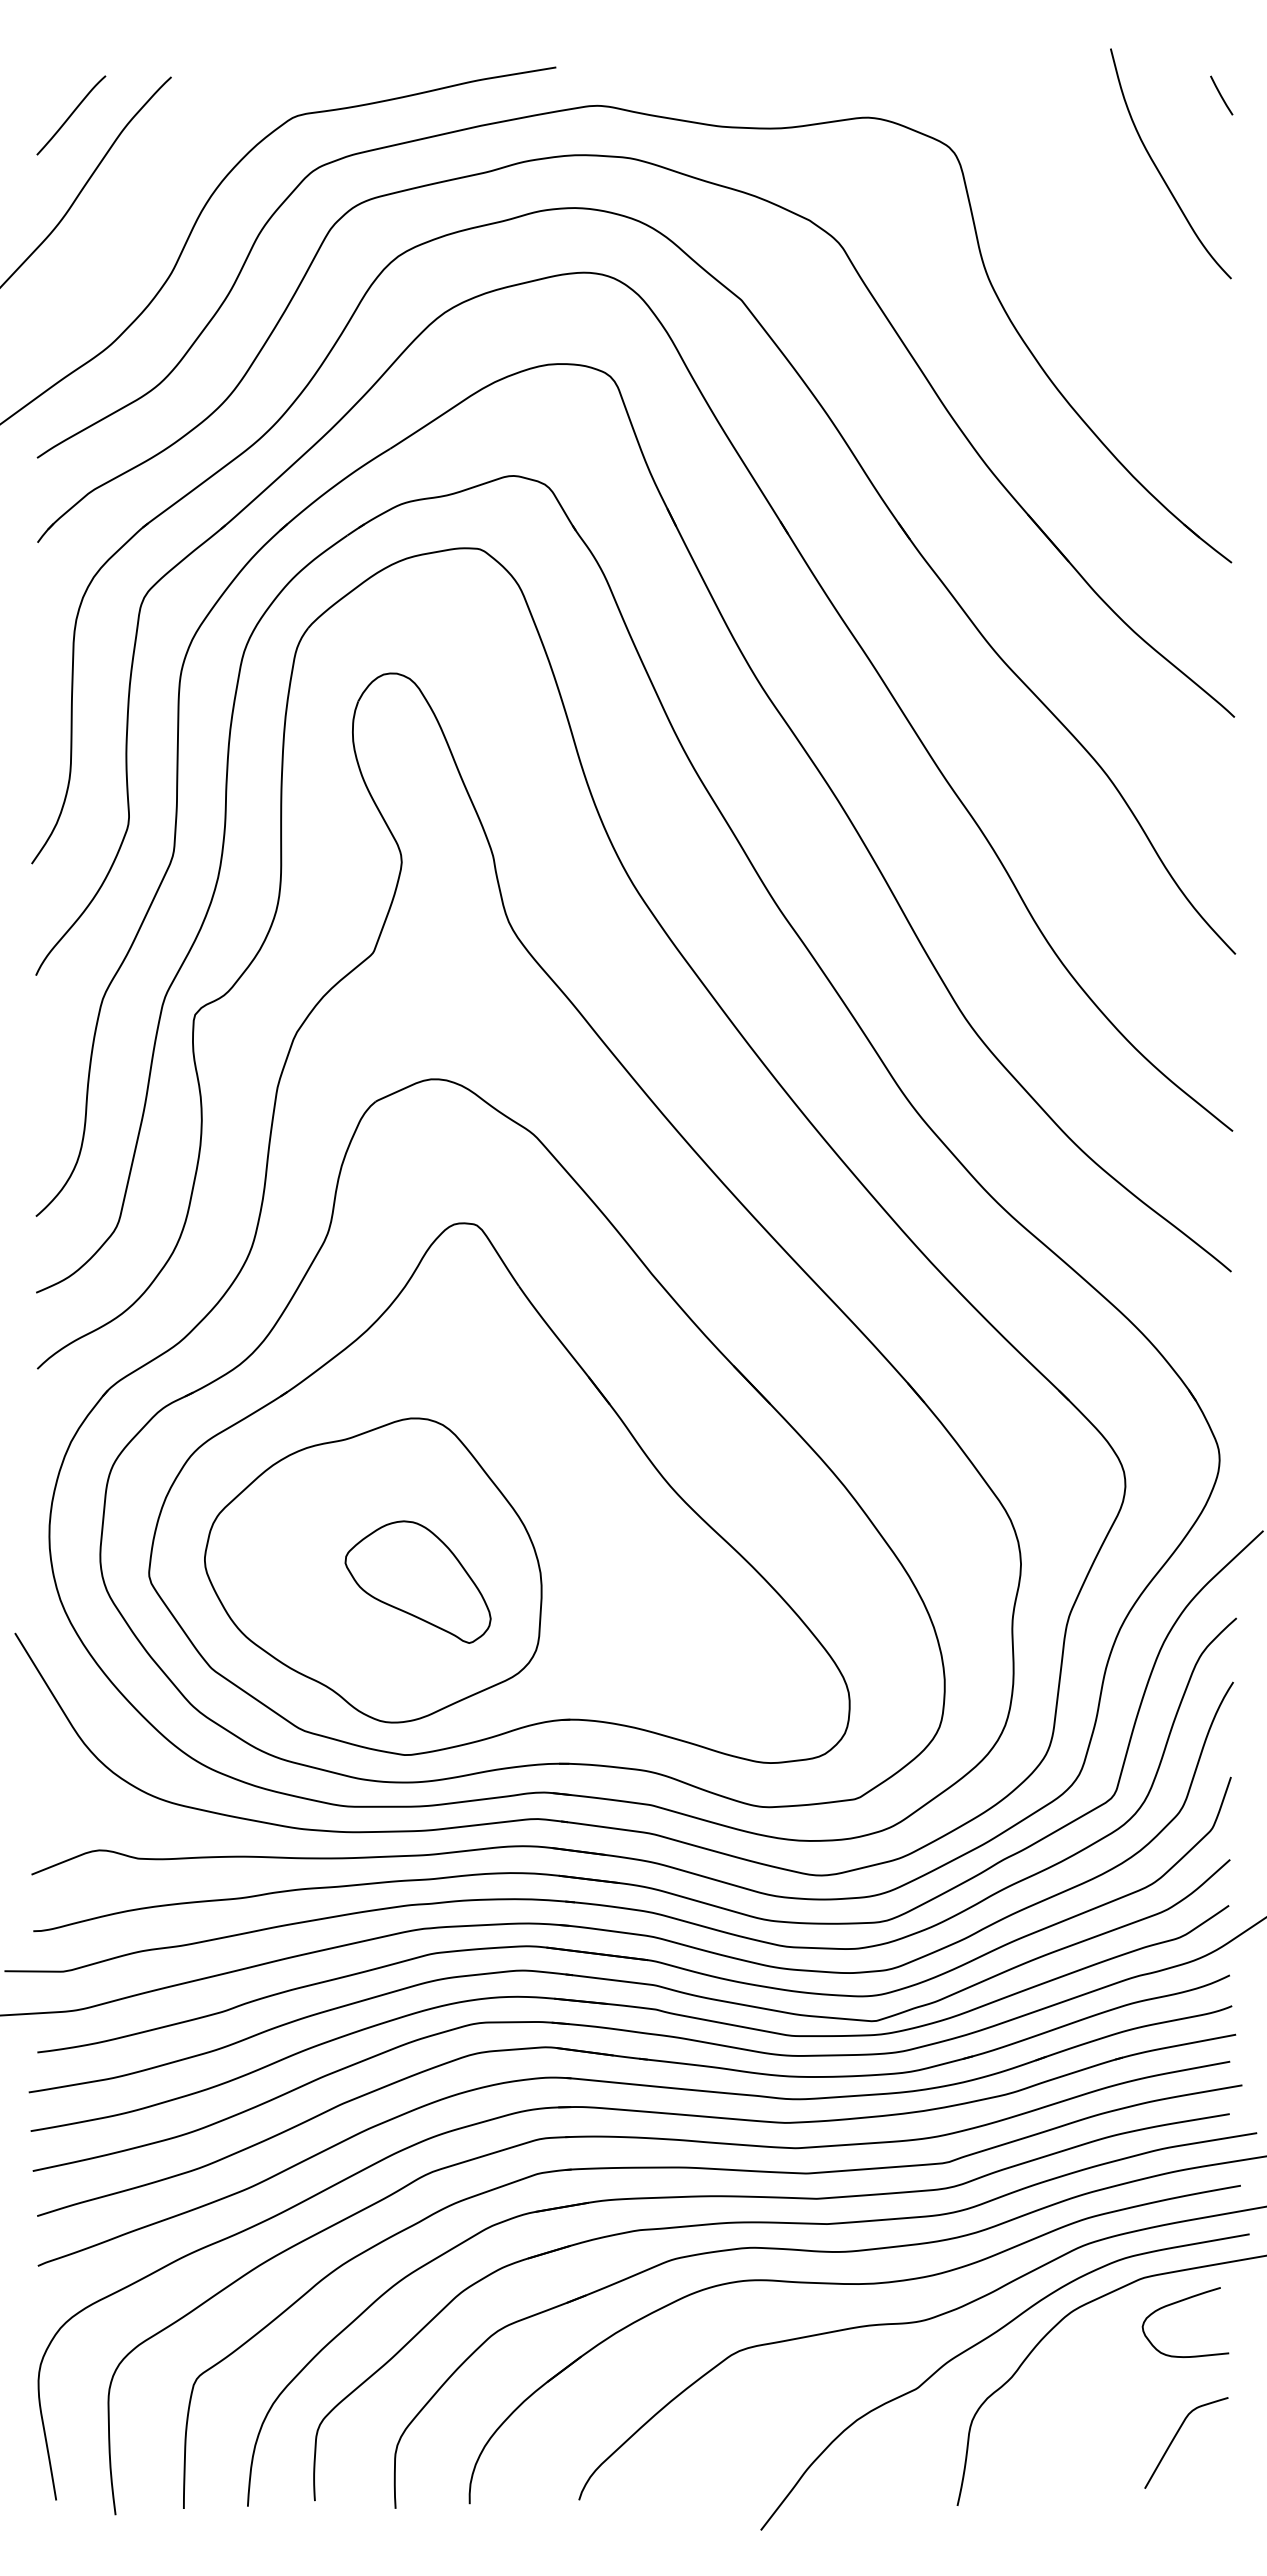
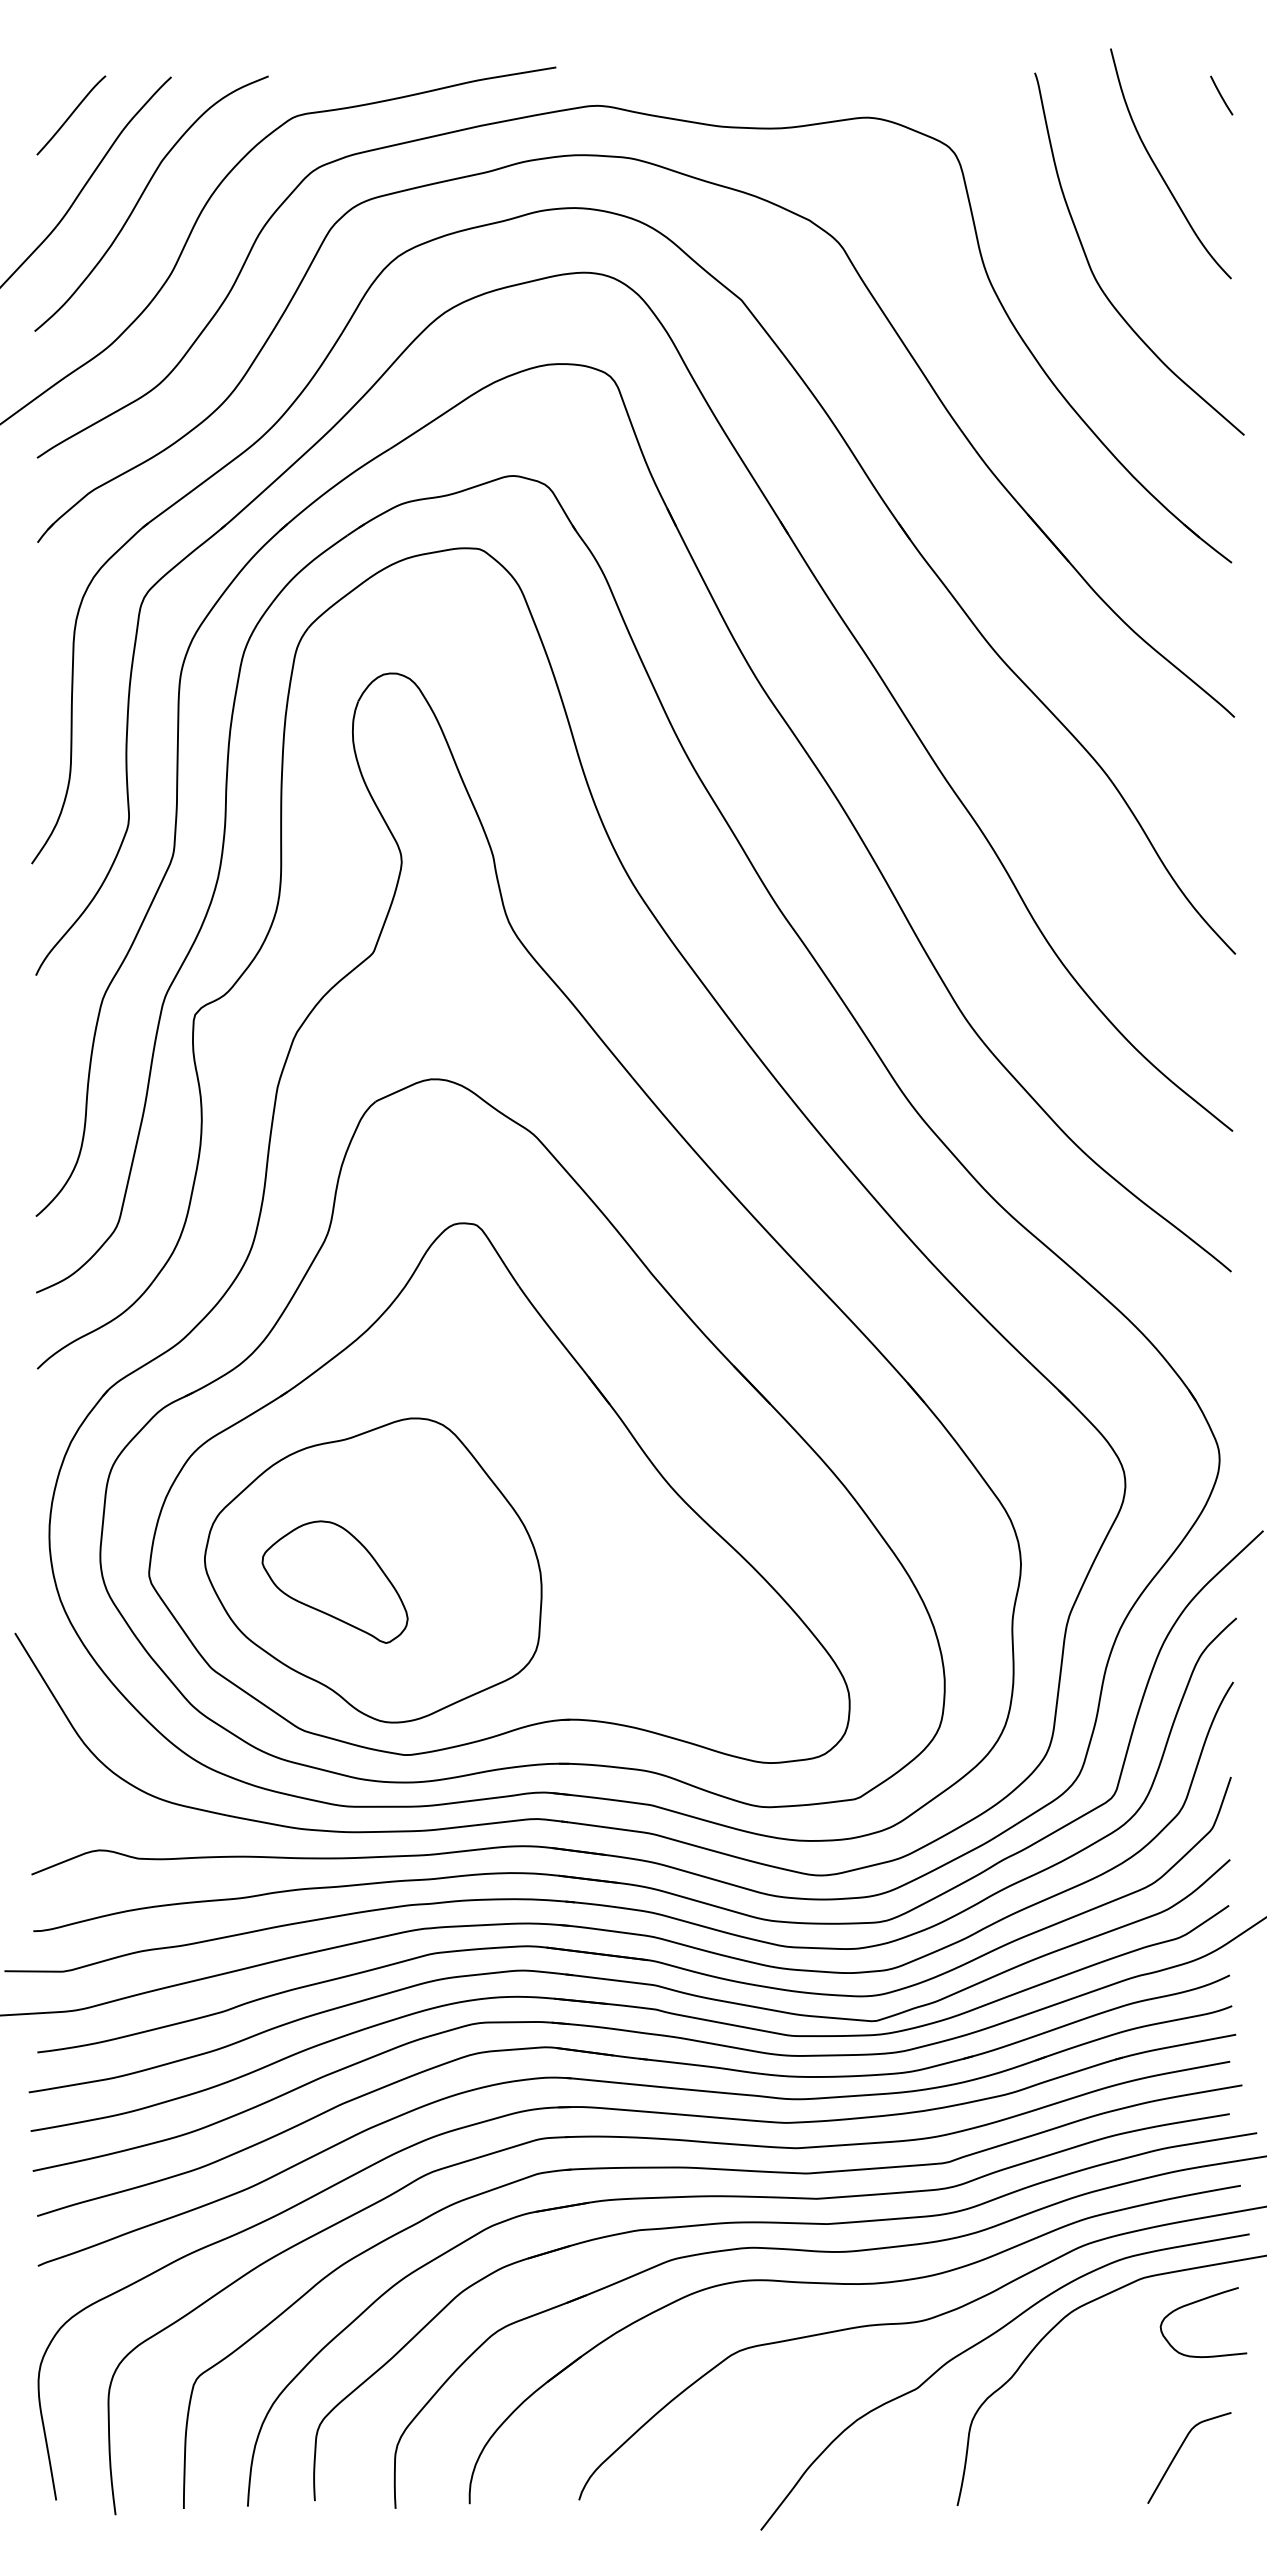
curve: none -> present (142, 196)
curve: none -> present (1095, 276)
part position: (417, 1581) -> (334, 1581) (334, 1581)
curve position: (1179, 2302) -> (1197, 2302) (1197, 2302)
curve position: (1177, 2434) -> (1180, 2449) (1180, 2449)
